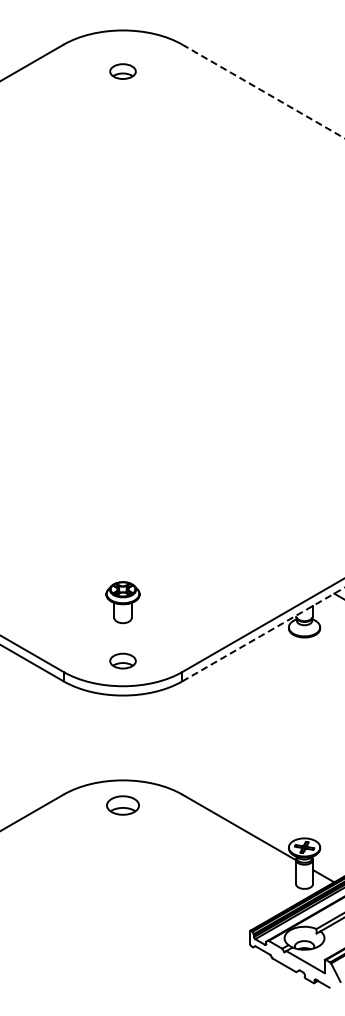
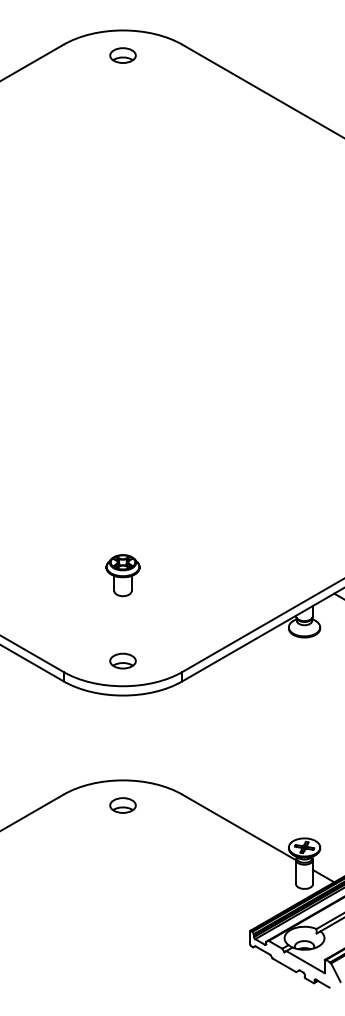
part position: (122, 71) -> (122, 55) (122, 55)
line: dashed -> solid (263, 91)
part position: (122, 602) -> (122, 575) (122, 575)
line: dashed -> solid (263, 634)
part size: 34x21 px -> 28x17 px (122, 805)
